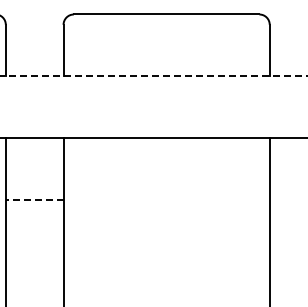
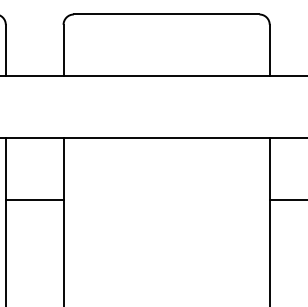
line: dashed -> solid (153, 76)
line: dashed -> solid (34, 200)
line: none -> present (286, 200)
